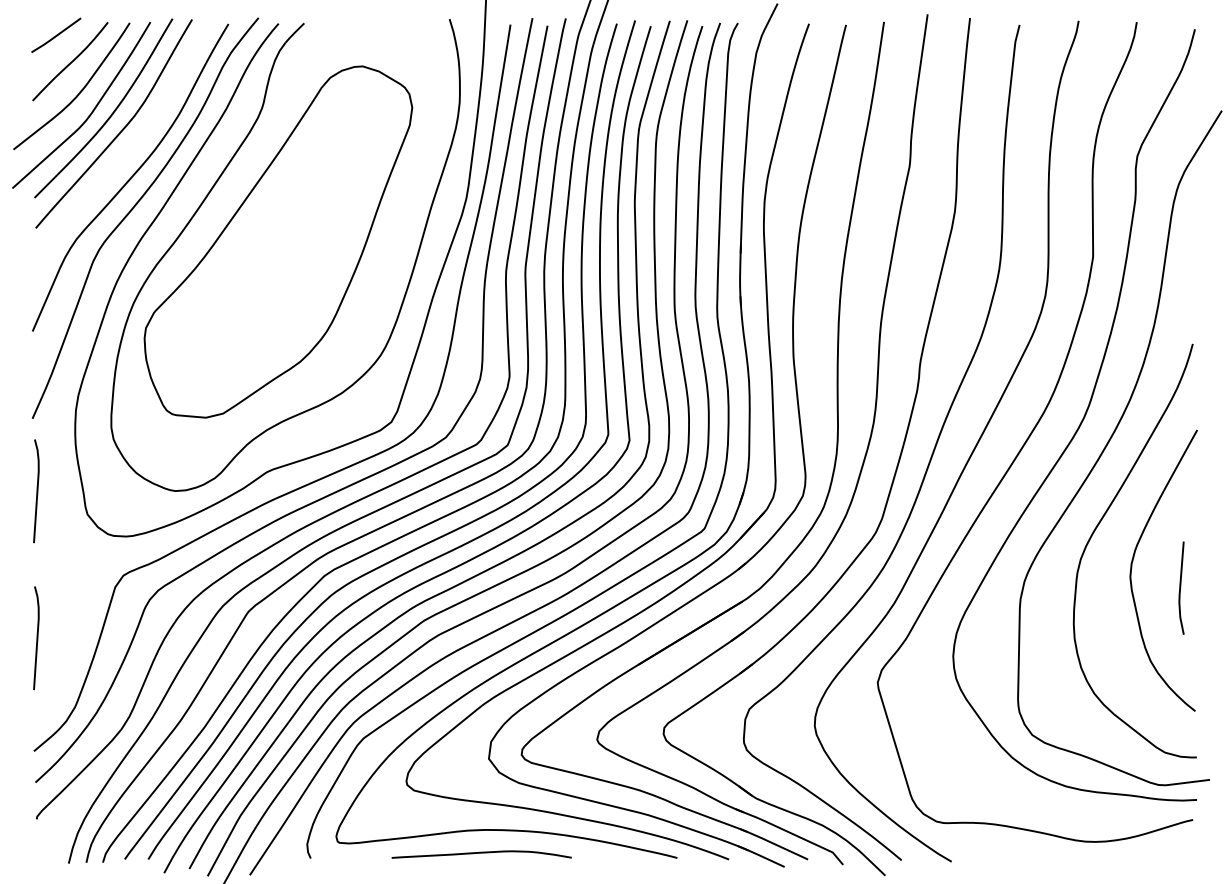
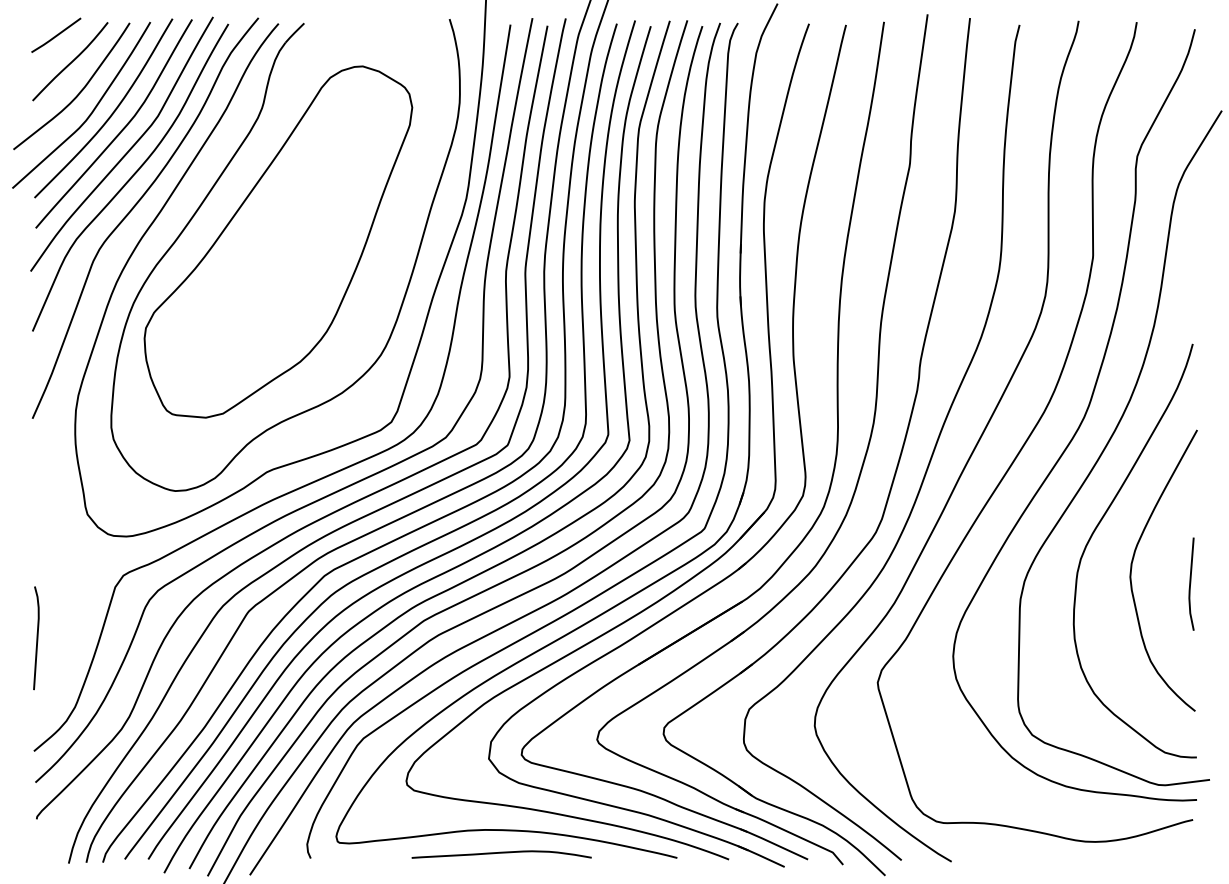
curve: none -> present (128, 149)
line: present -> none (36, 491)
line position: (1181, 587) -> (1191, 583) (1191, 583)
curve position: (481, 853) -> (501, 853) (501, 853)
